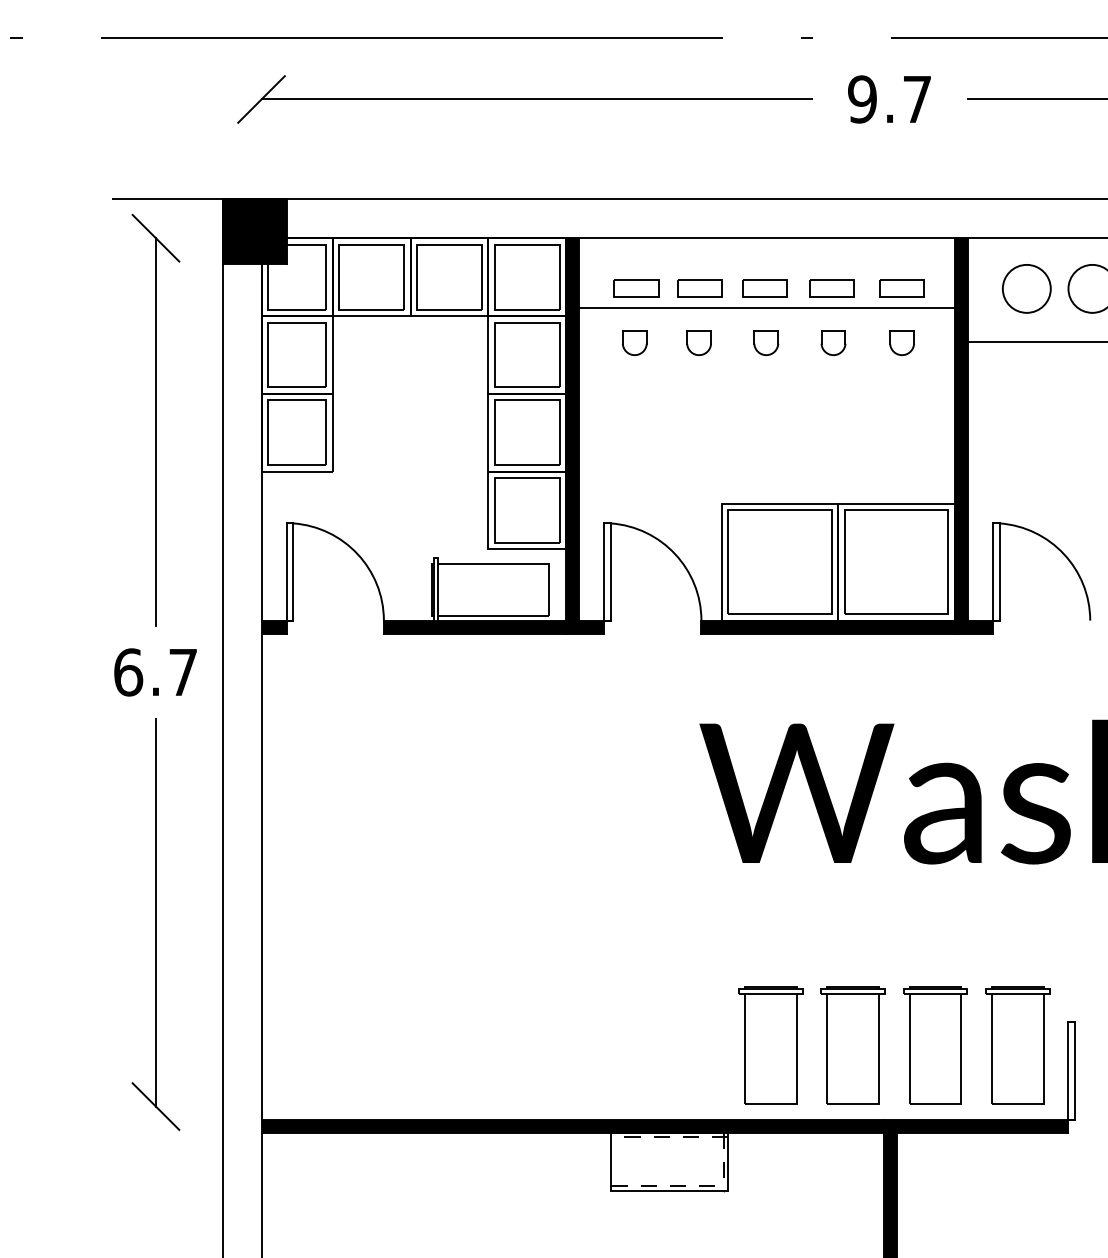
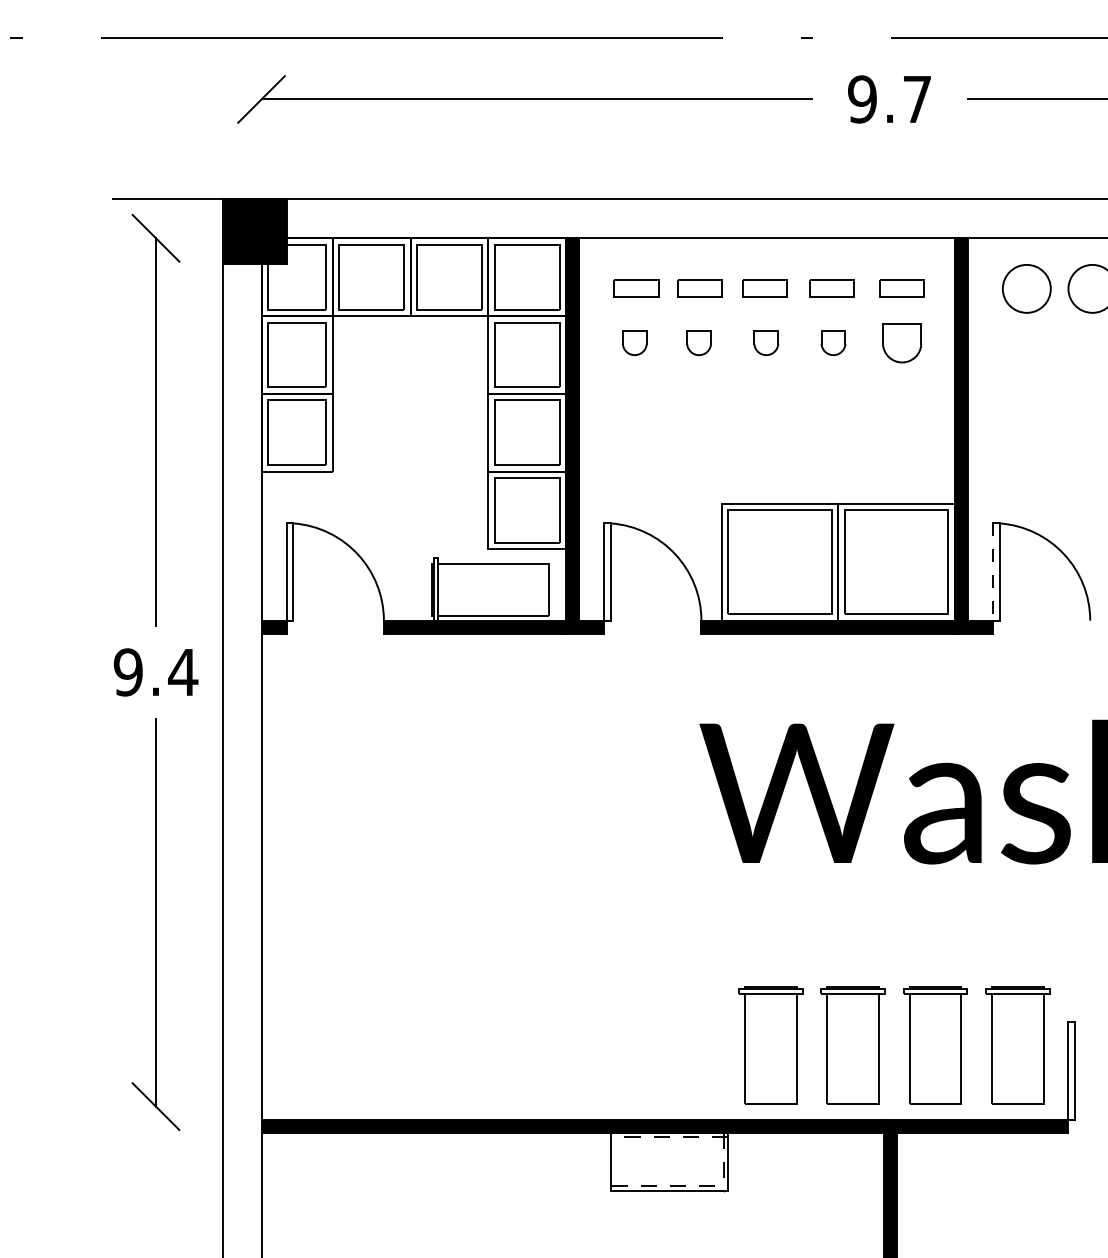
line: present -> none (766, 307)
line: present -> none (1035, 341)
part size: 26x26 px -> 41x41 px (902, 343)
line: solid -> dashed (993, 571)
text: 6.7 -> 9.4 (155, 672)
